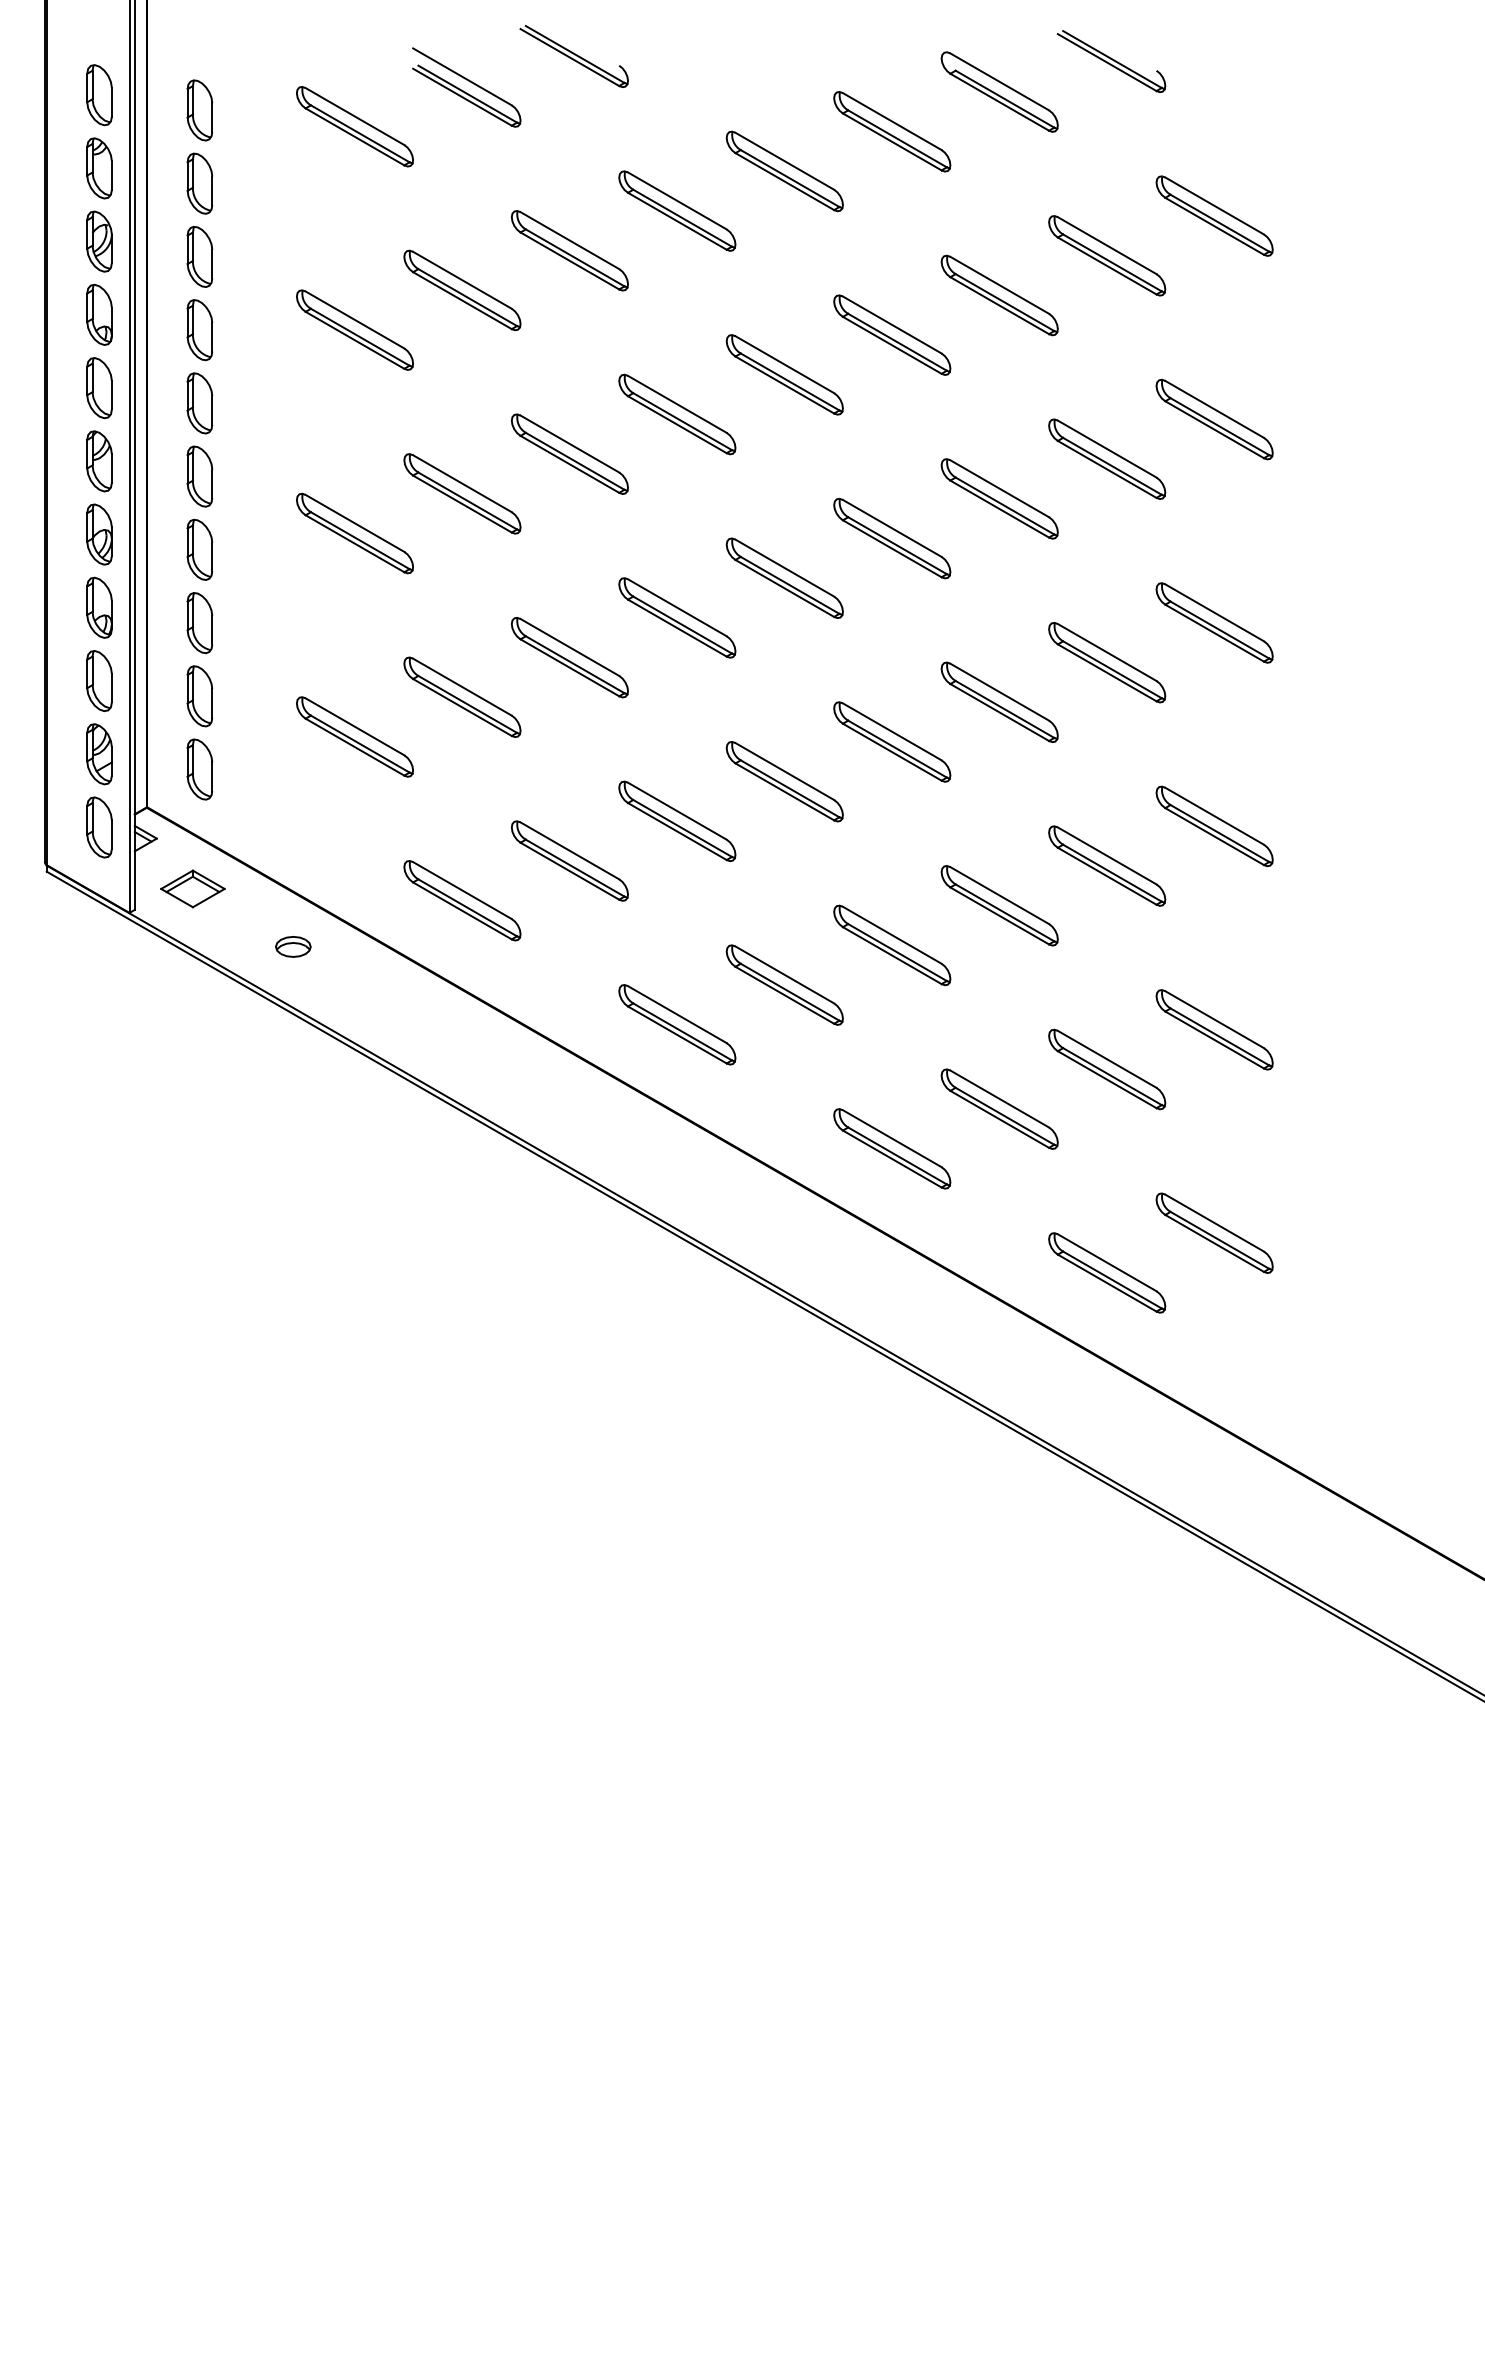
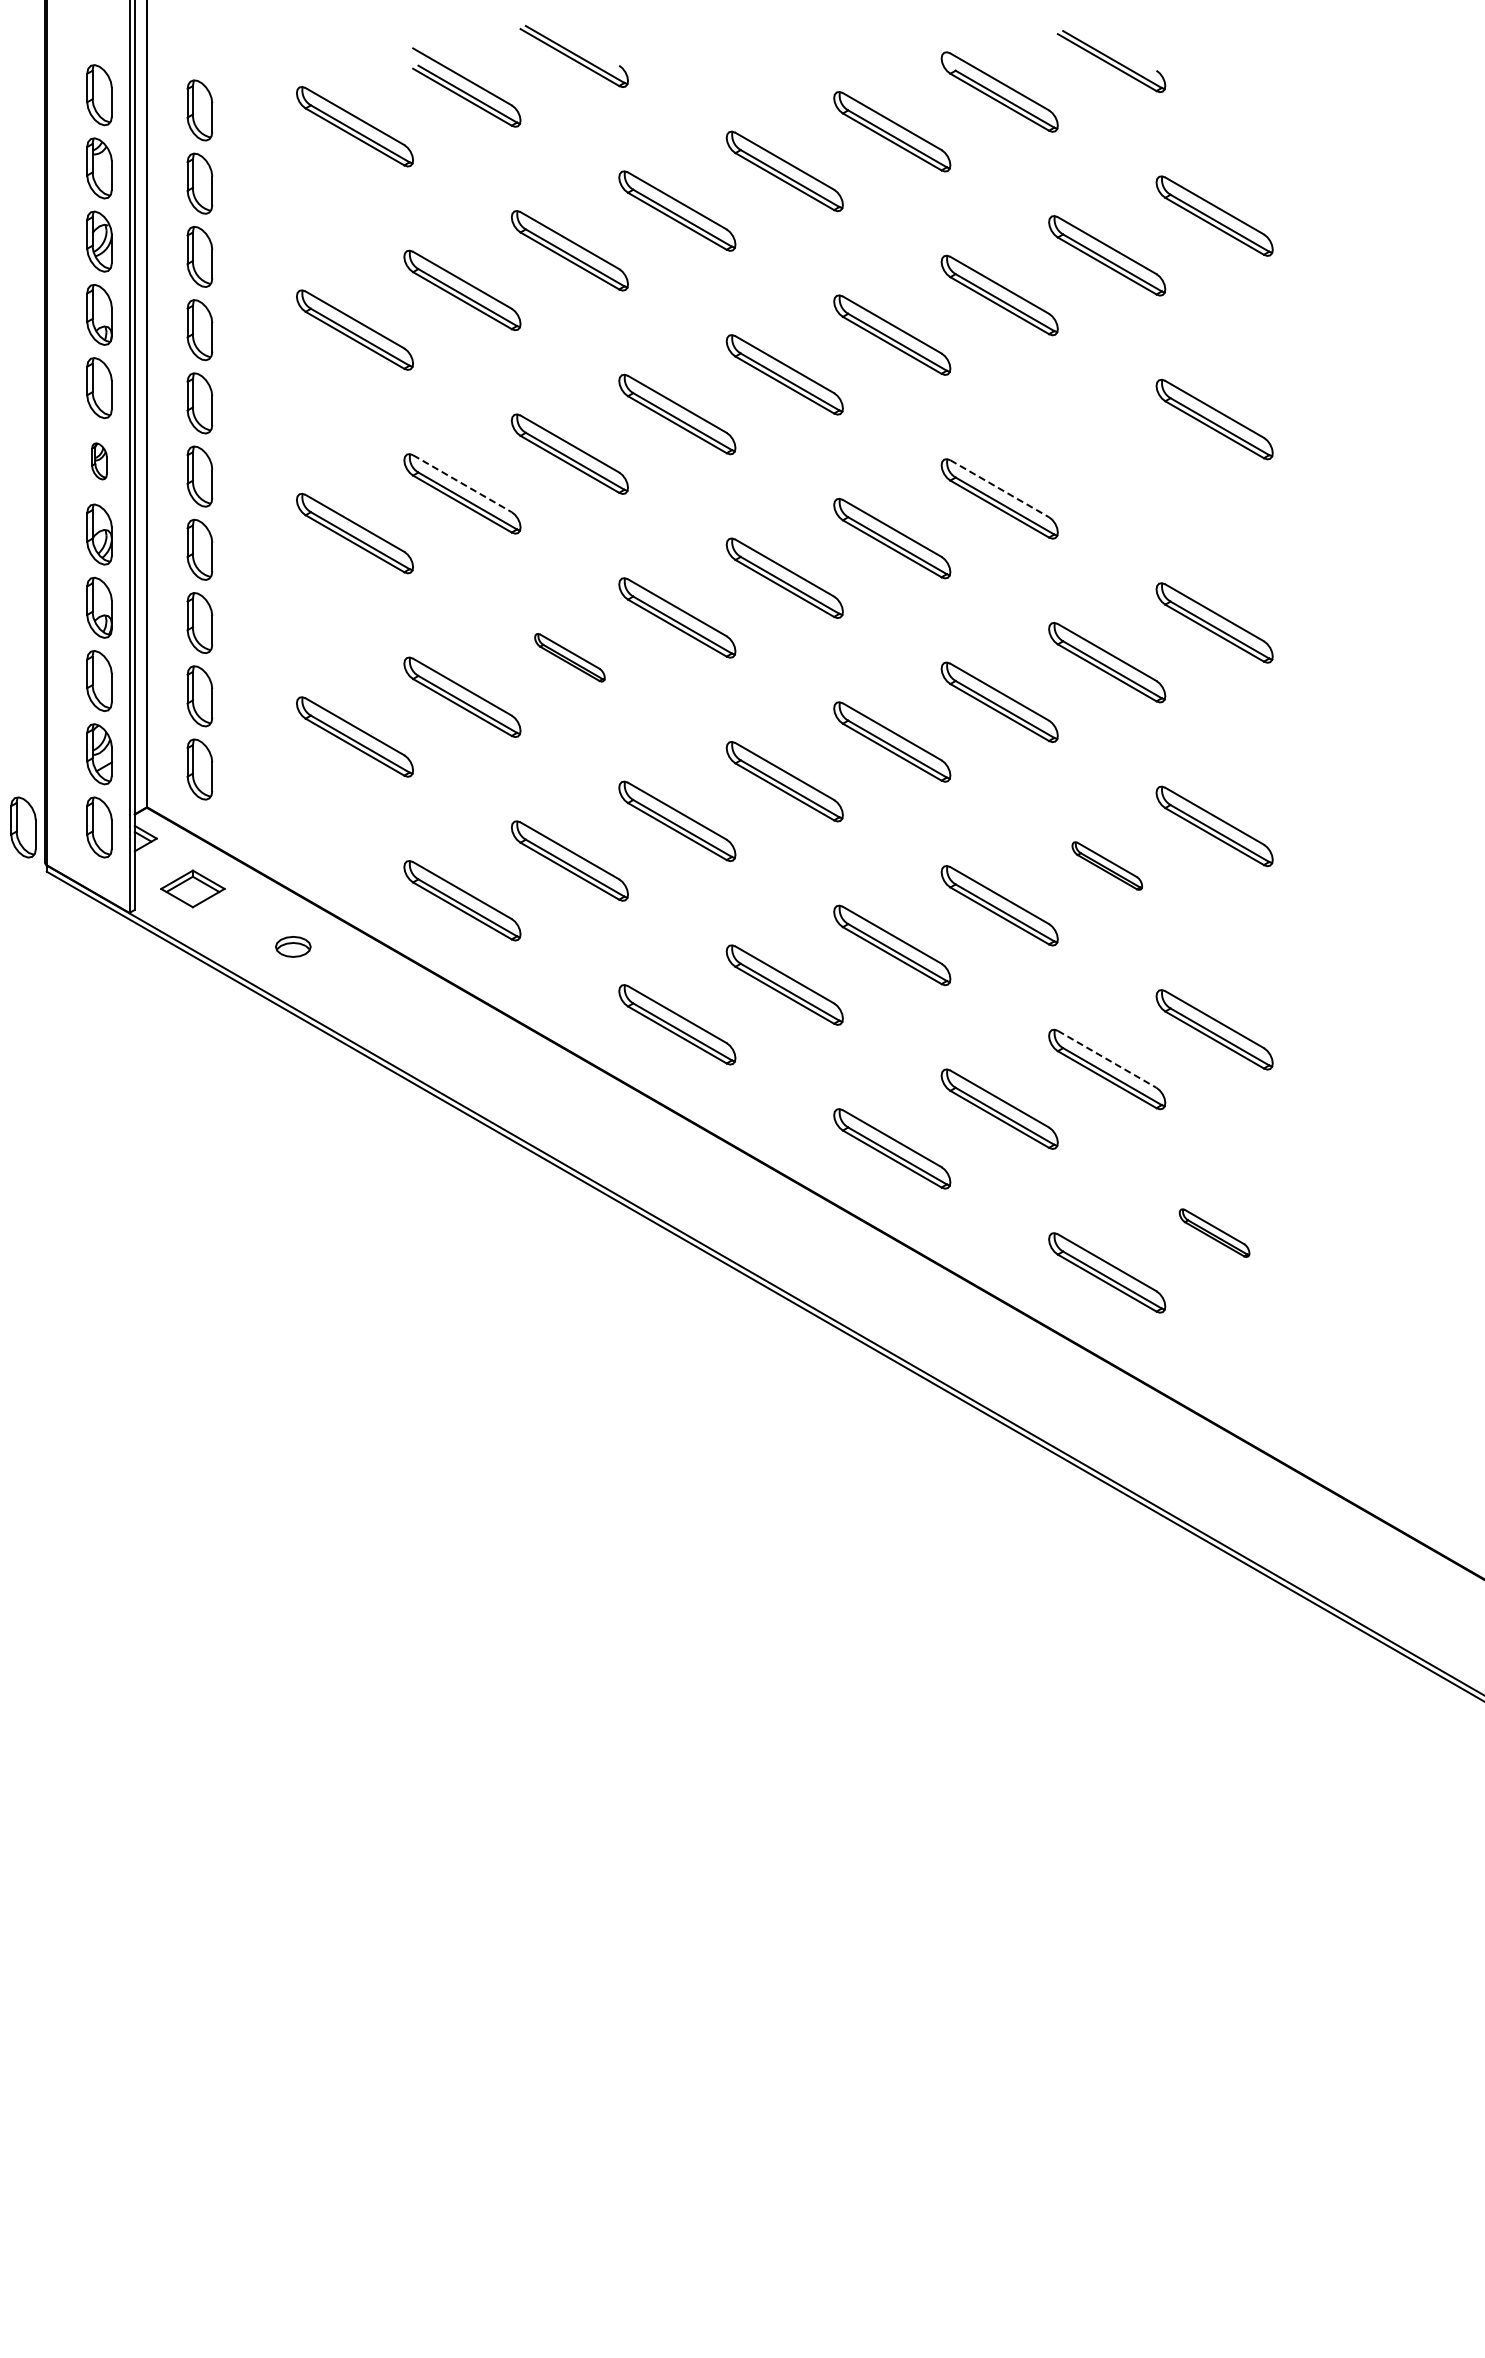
part: present -> none (1107, 458)
part size: 27x63 px -> 17x39 px (99, 461)
line: solid -> dashed (462, 483)
line: solid -> dashed (999, 488)
part size: 118x82 px -> 72x50 px (569, 657)
part: none -> present (23, 827)
part size: 119x82 px -> 73x50 px (1107, 865)
line: solid -> dashed (1107, 1059)
part size: 119x82 px -> 73x50 px (1214, 1232)
